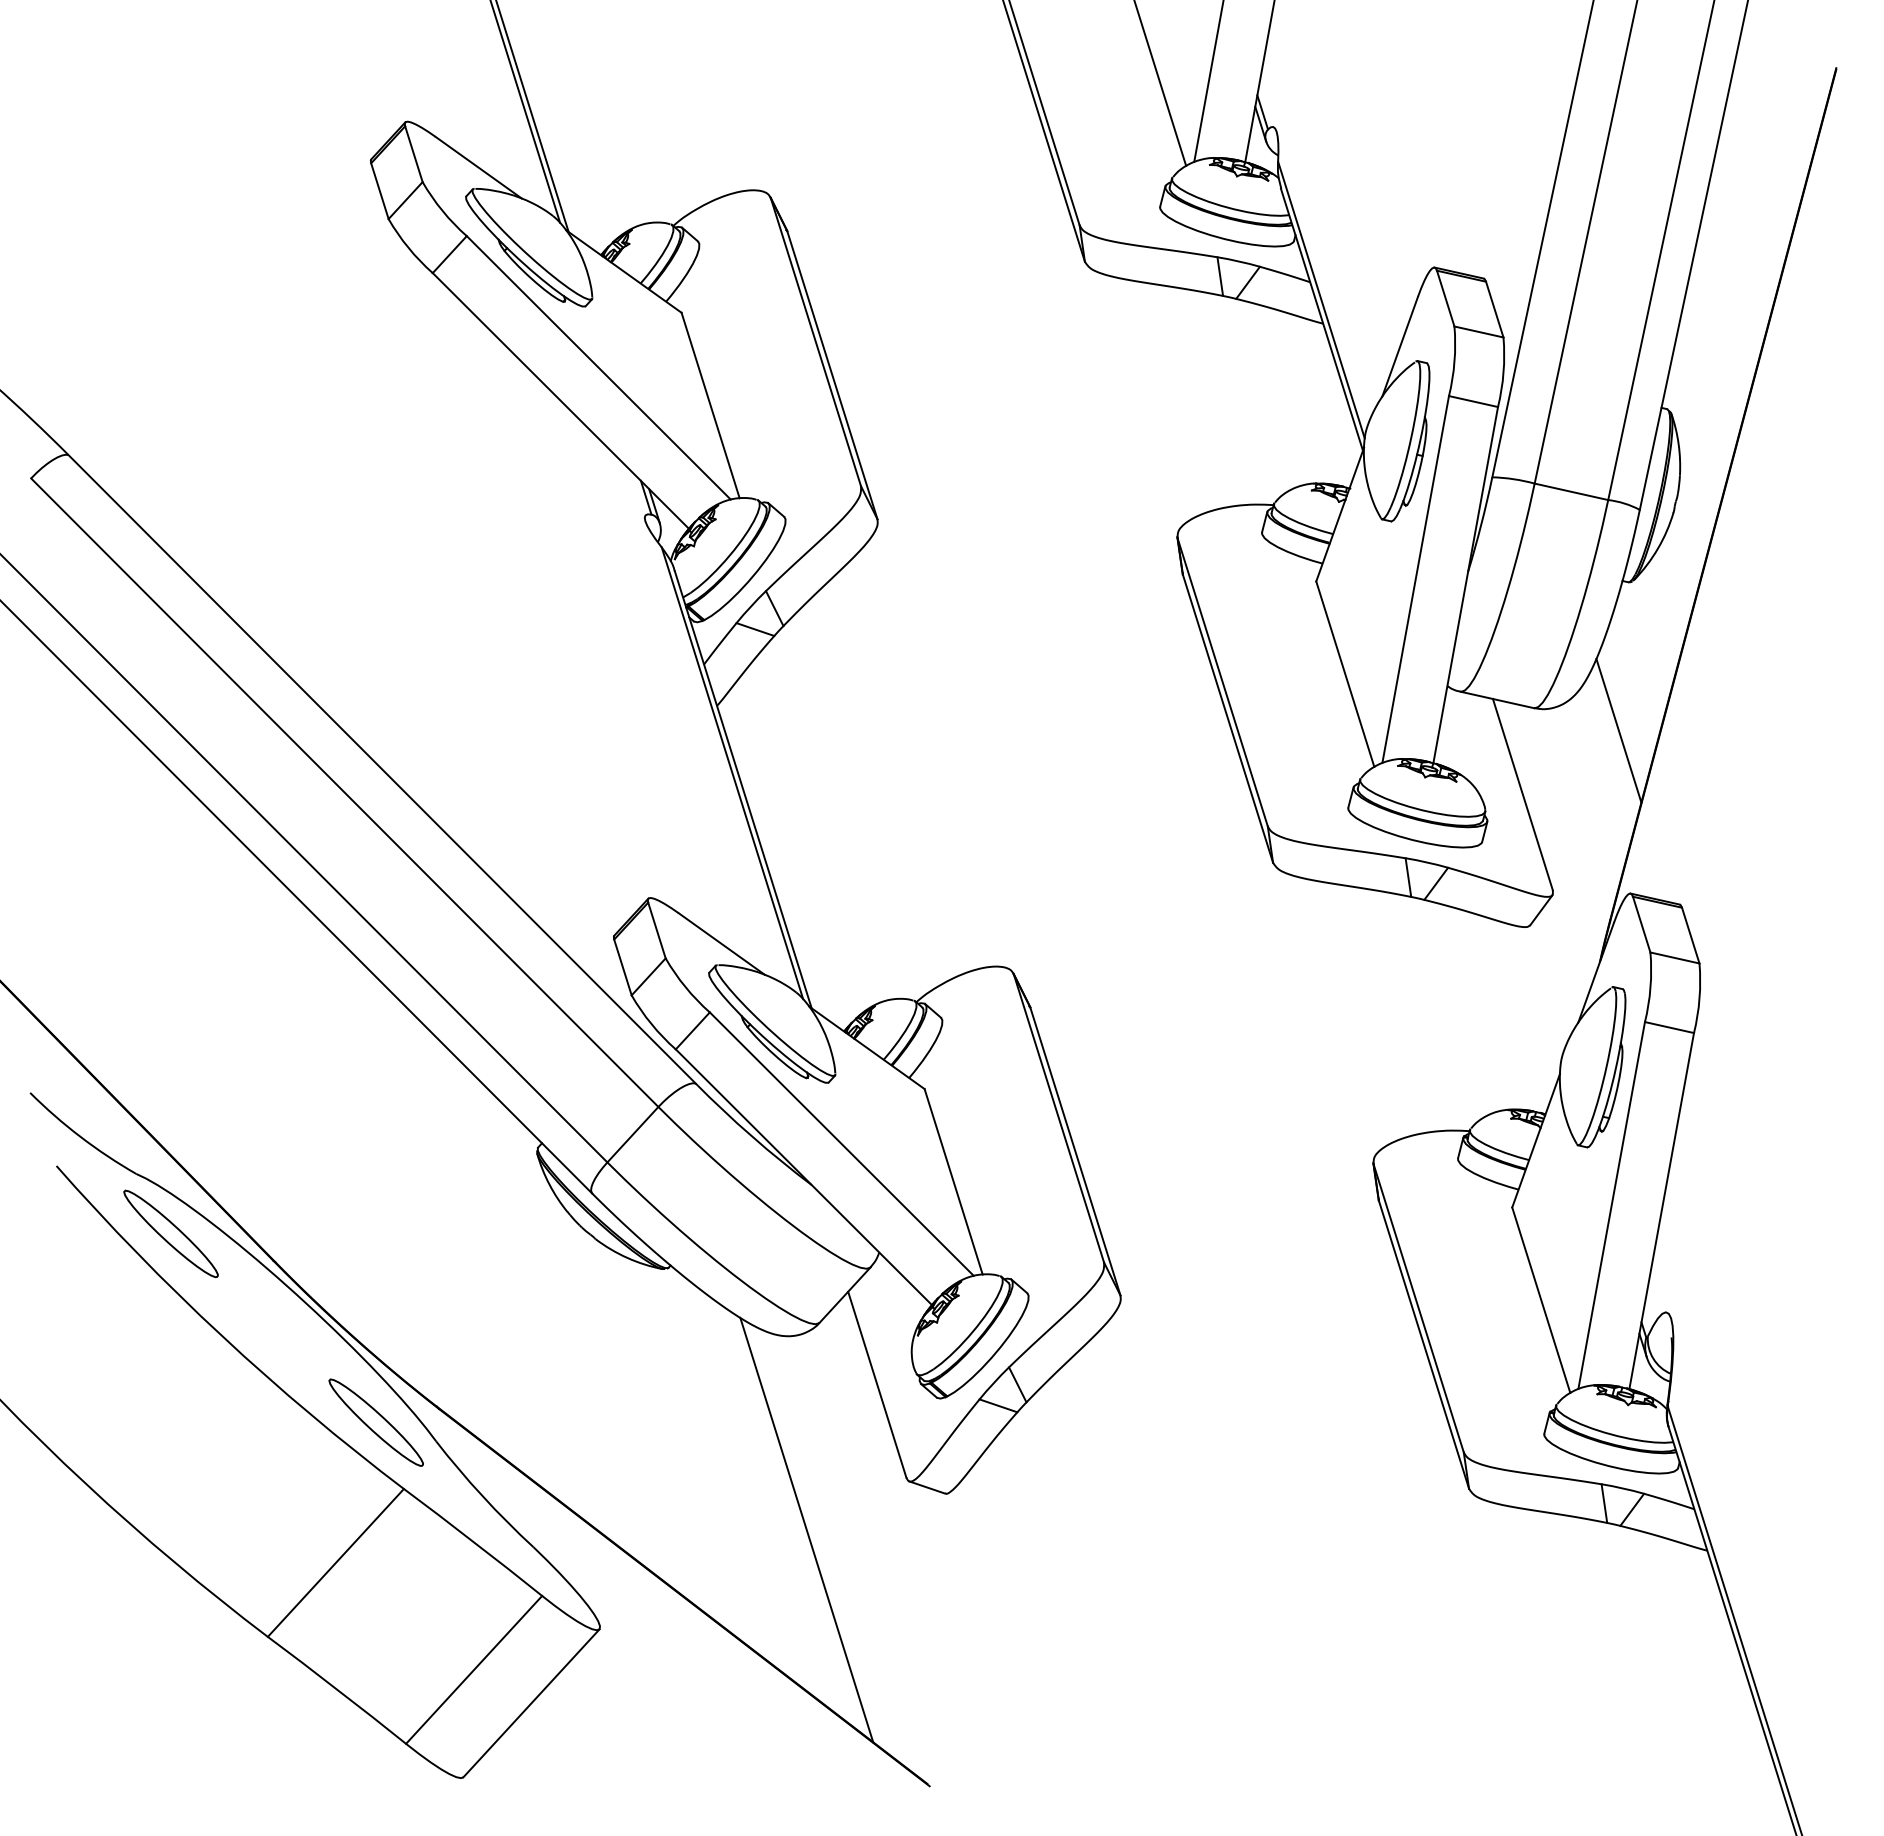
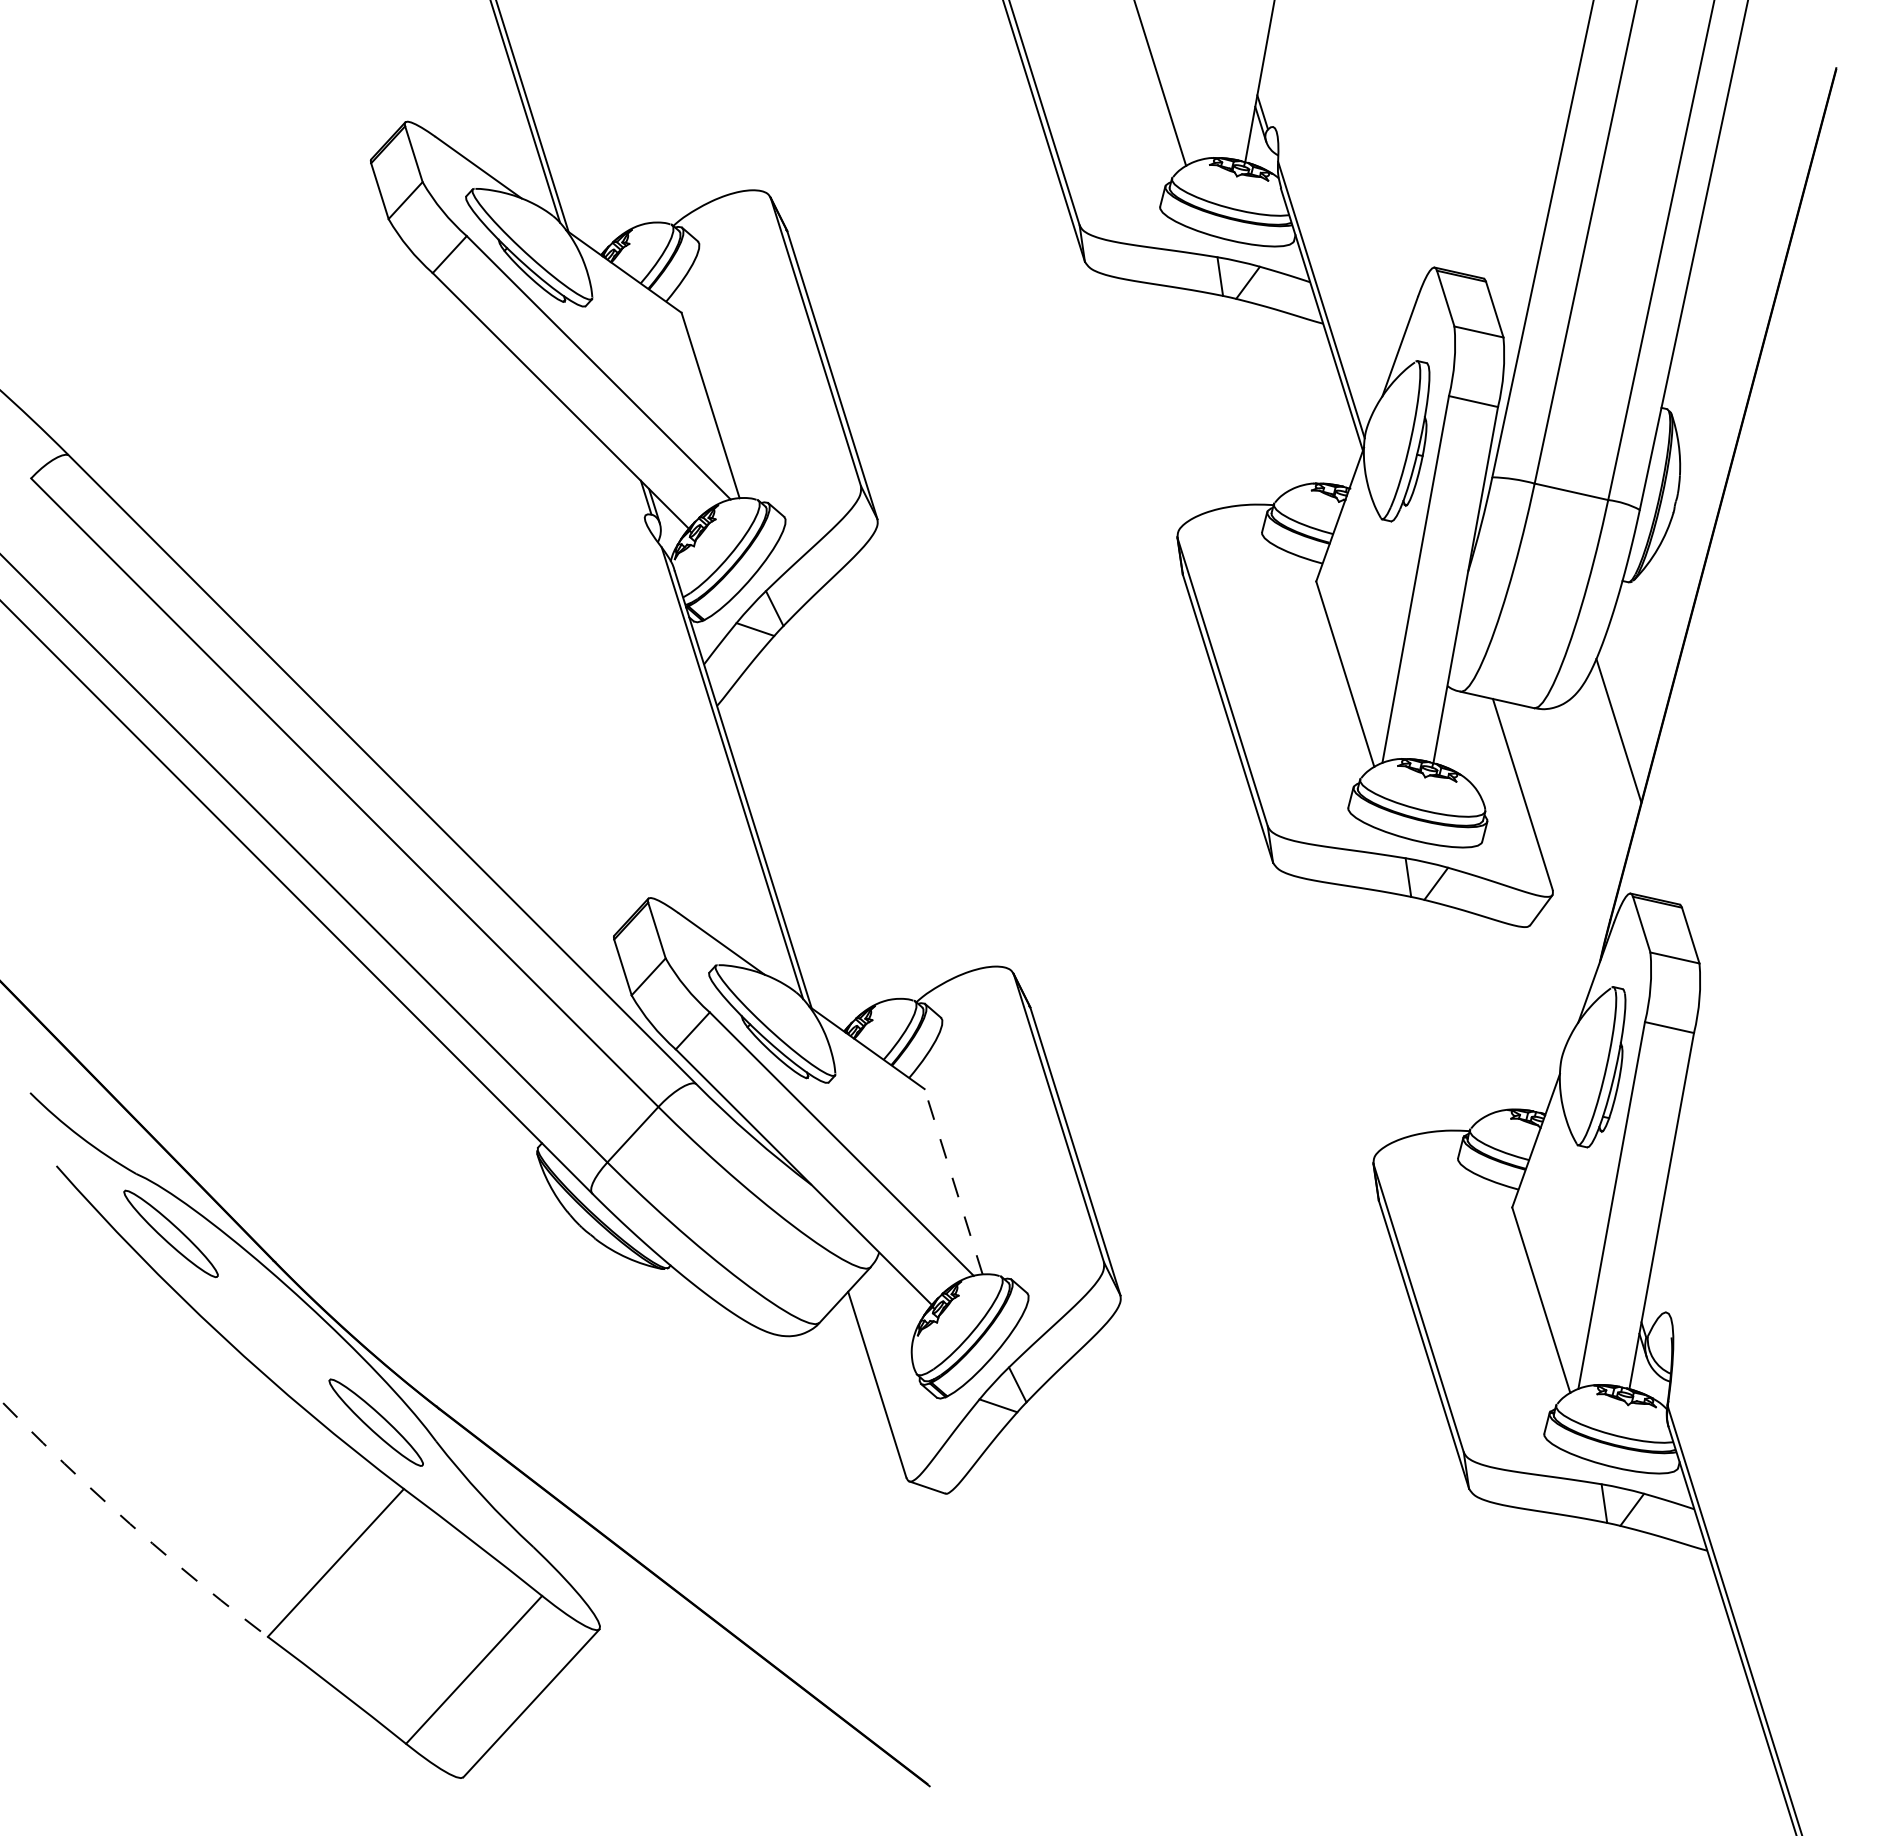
line: present -> none (1208, 81)
line: solid -> dashed (953, 1181)
arc: solid -> dashed (130, 1523)
line: present -> none (806, 1529)
